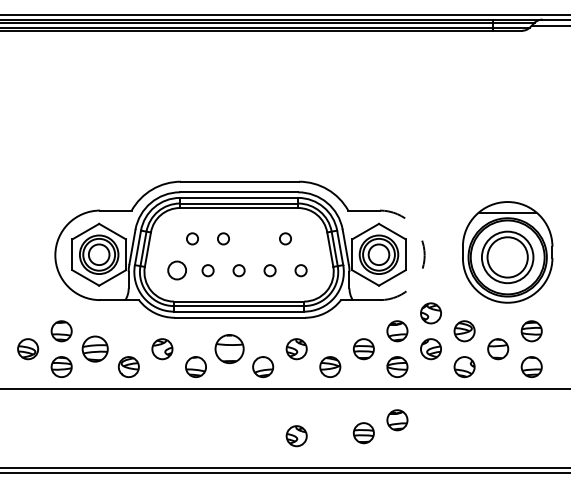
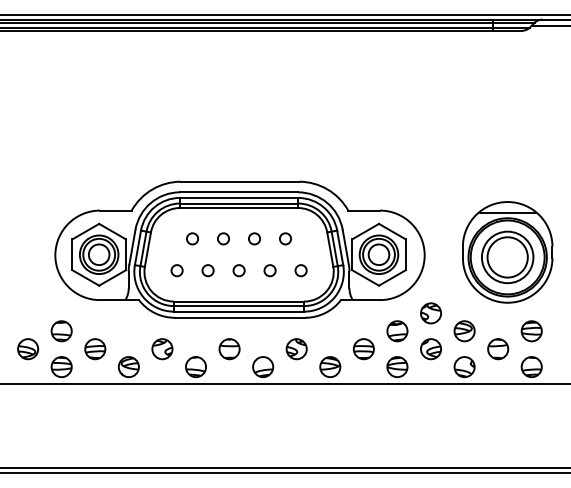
circle: none -> present (254, 238)
arc: dashed -> solid (424, 255)
circle size: 20x21 px -> 14x14 px (176, 270)
part size: 28x28 px -> 23x23 px (95, 349)
part size: 31x30 px -> 23x23 px (229, 349)
line position: (284, 388) -> (284, 383) (284, 383)
part: present -> none (397, 420)
part: present -> none (363, 433)
part: present -> none (296, 436)
